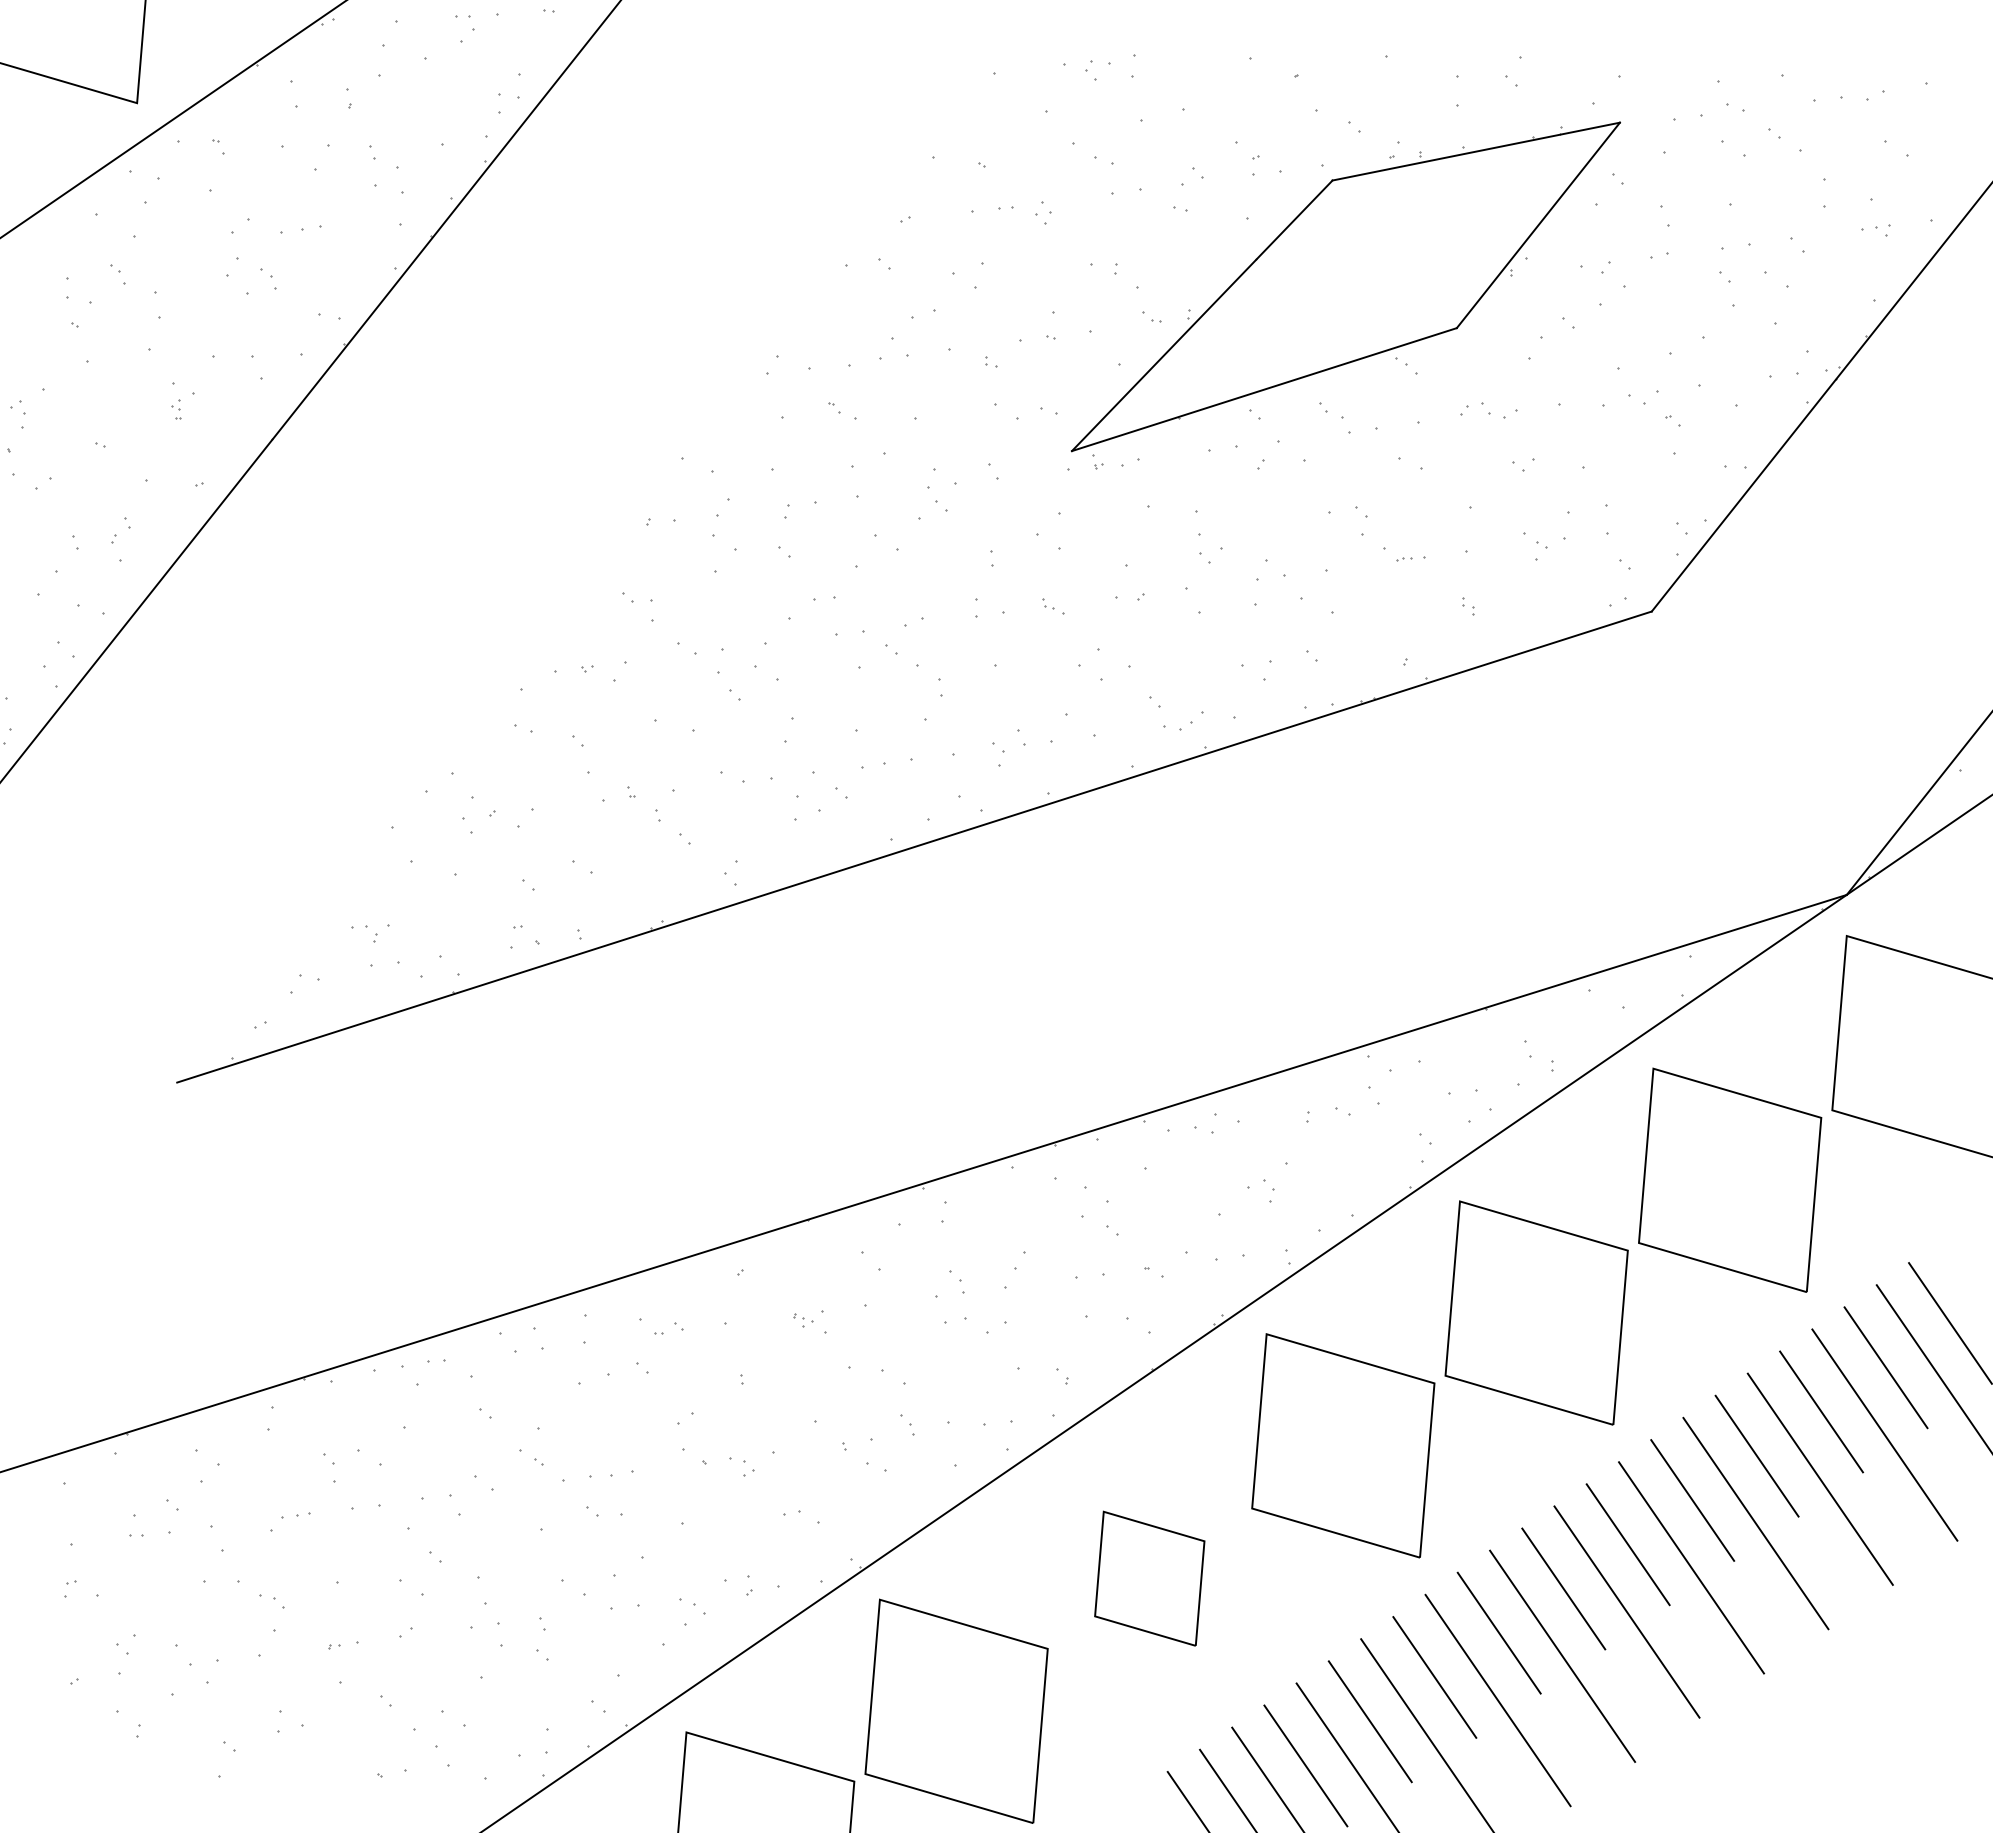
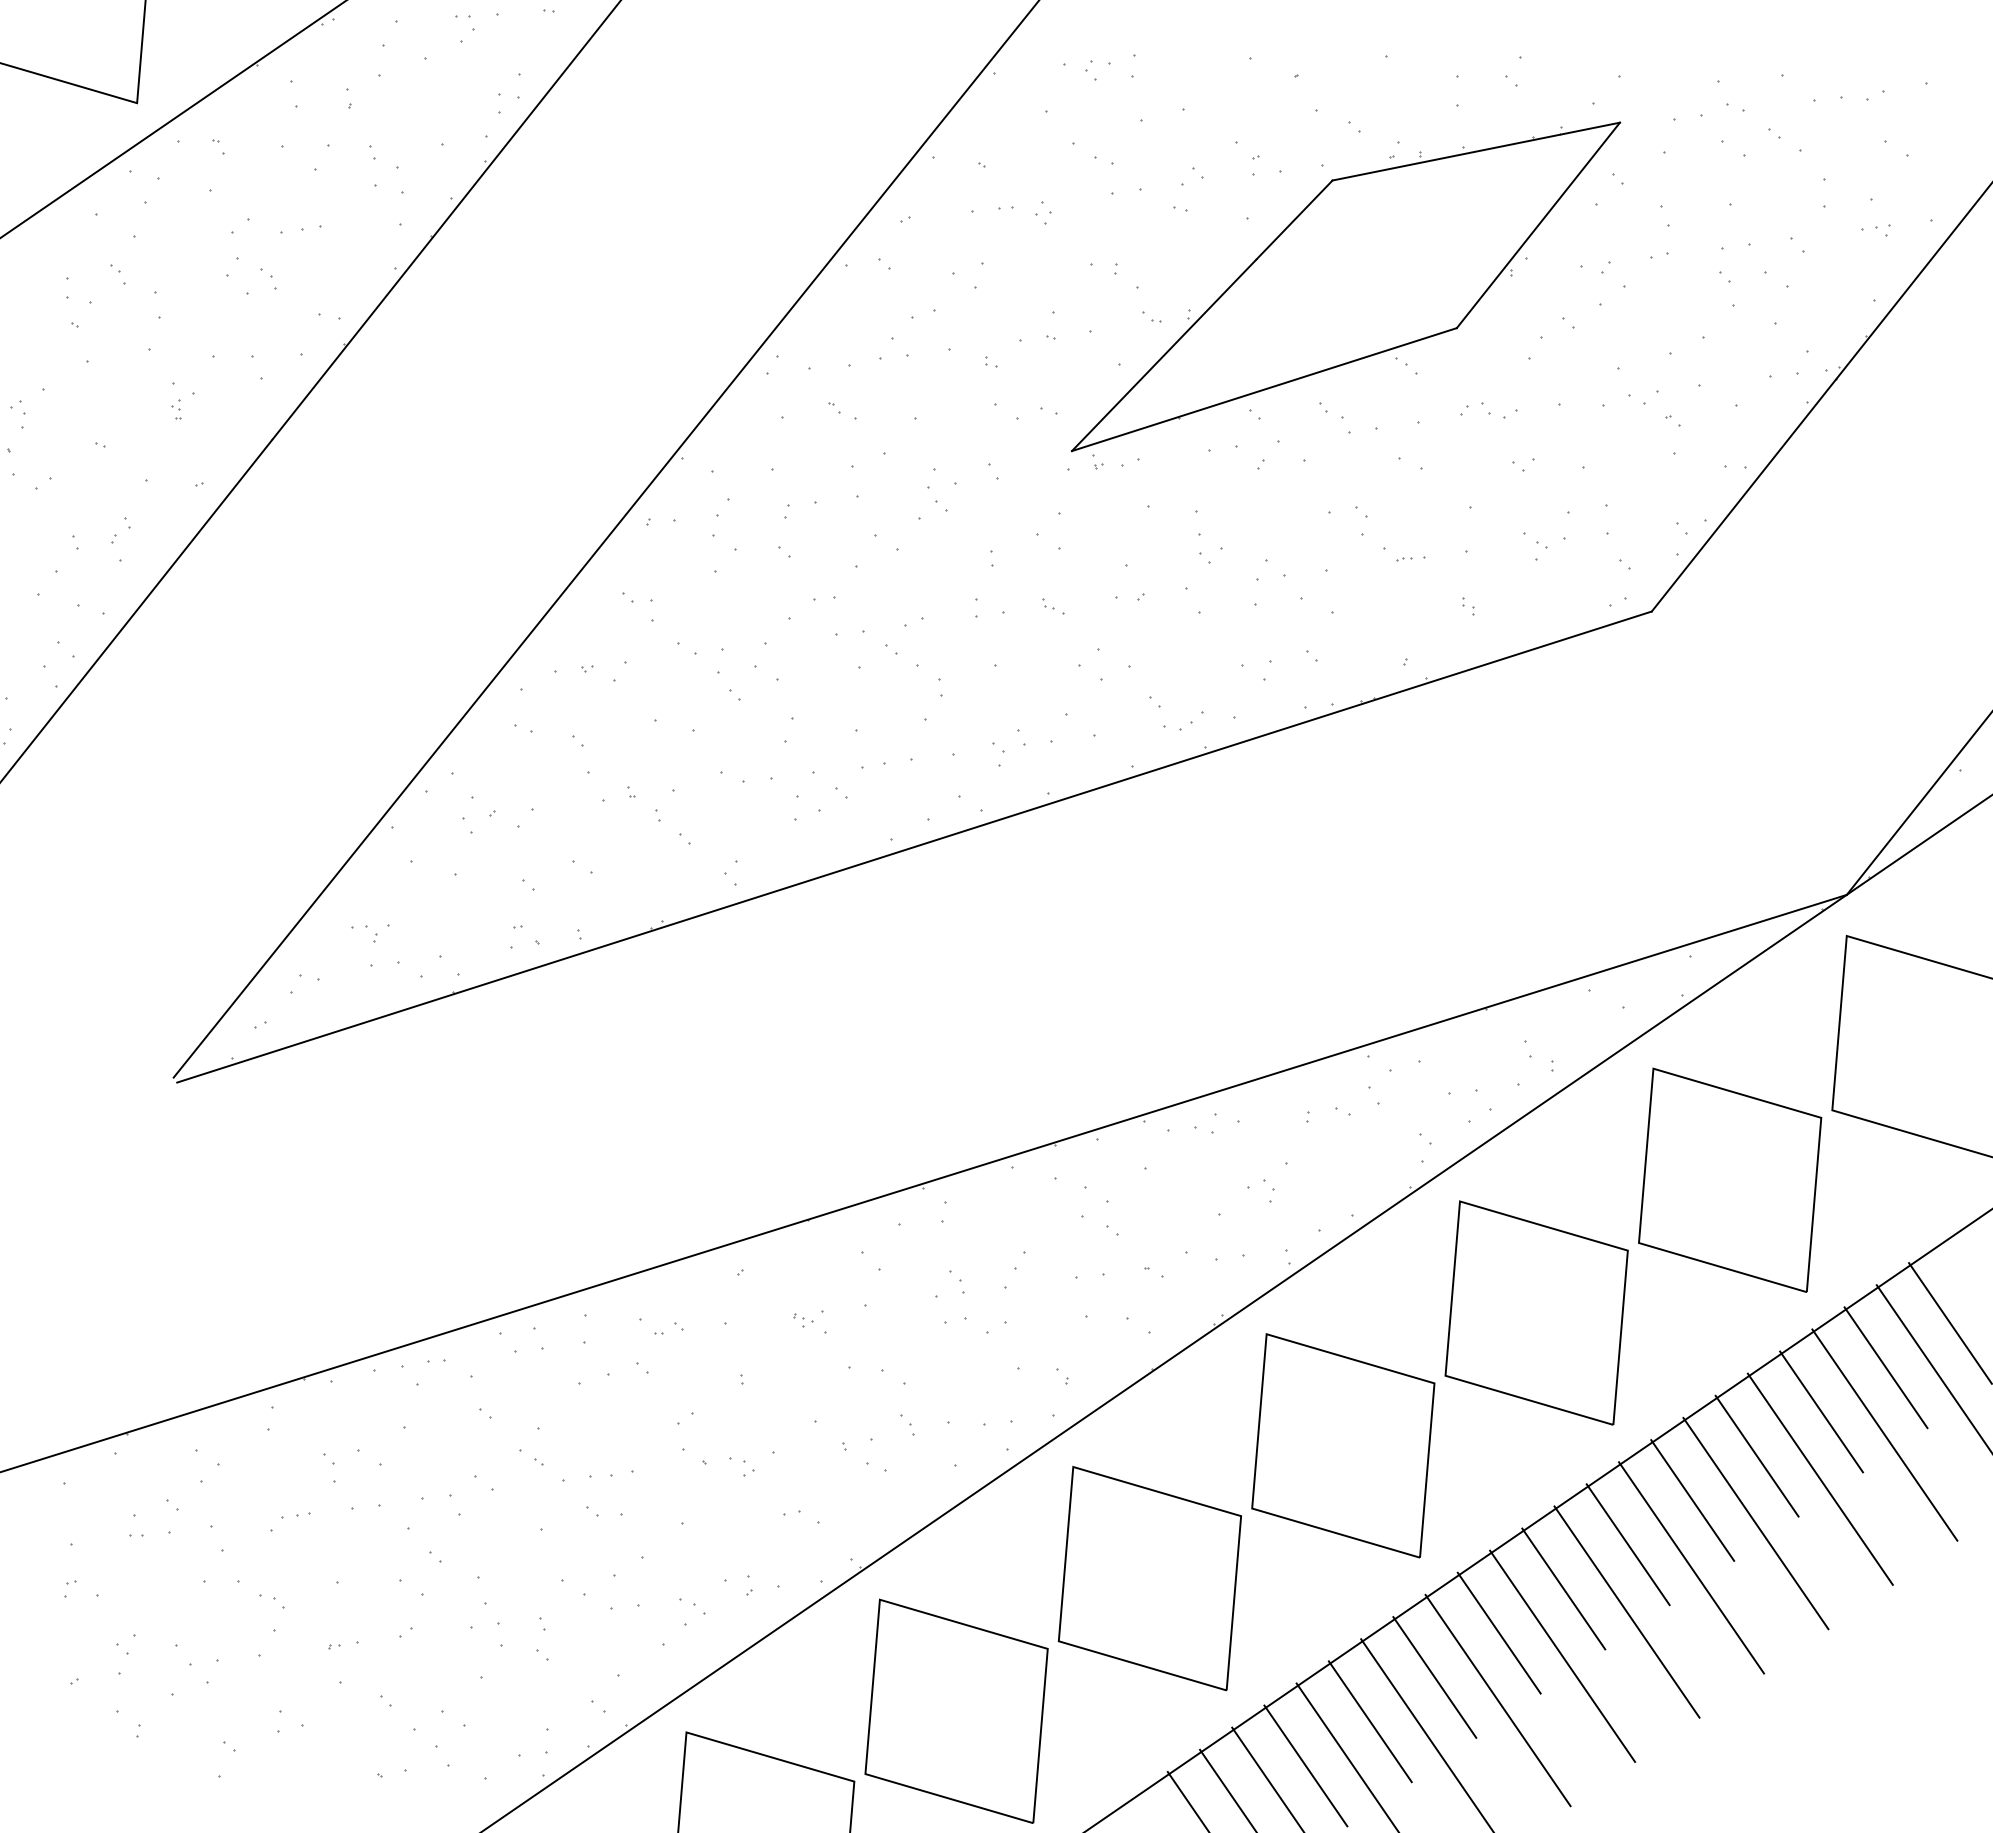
line: none -> present (605, 539)
line: none -> present (1538, 1519)
part size: 112x137 px -> 185x226 px (1149, 1578)
